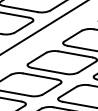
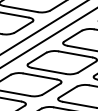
line: none -> present (48, 37)
